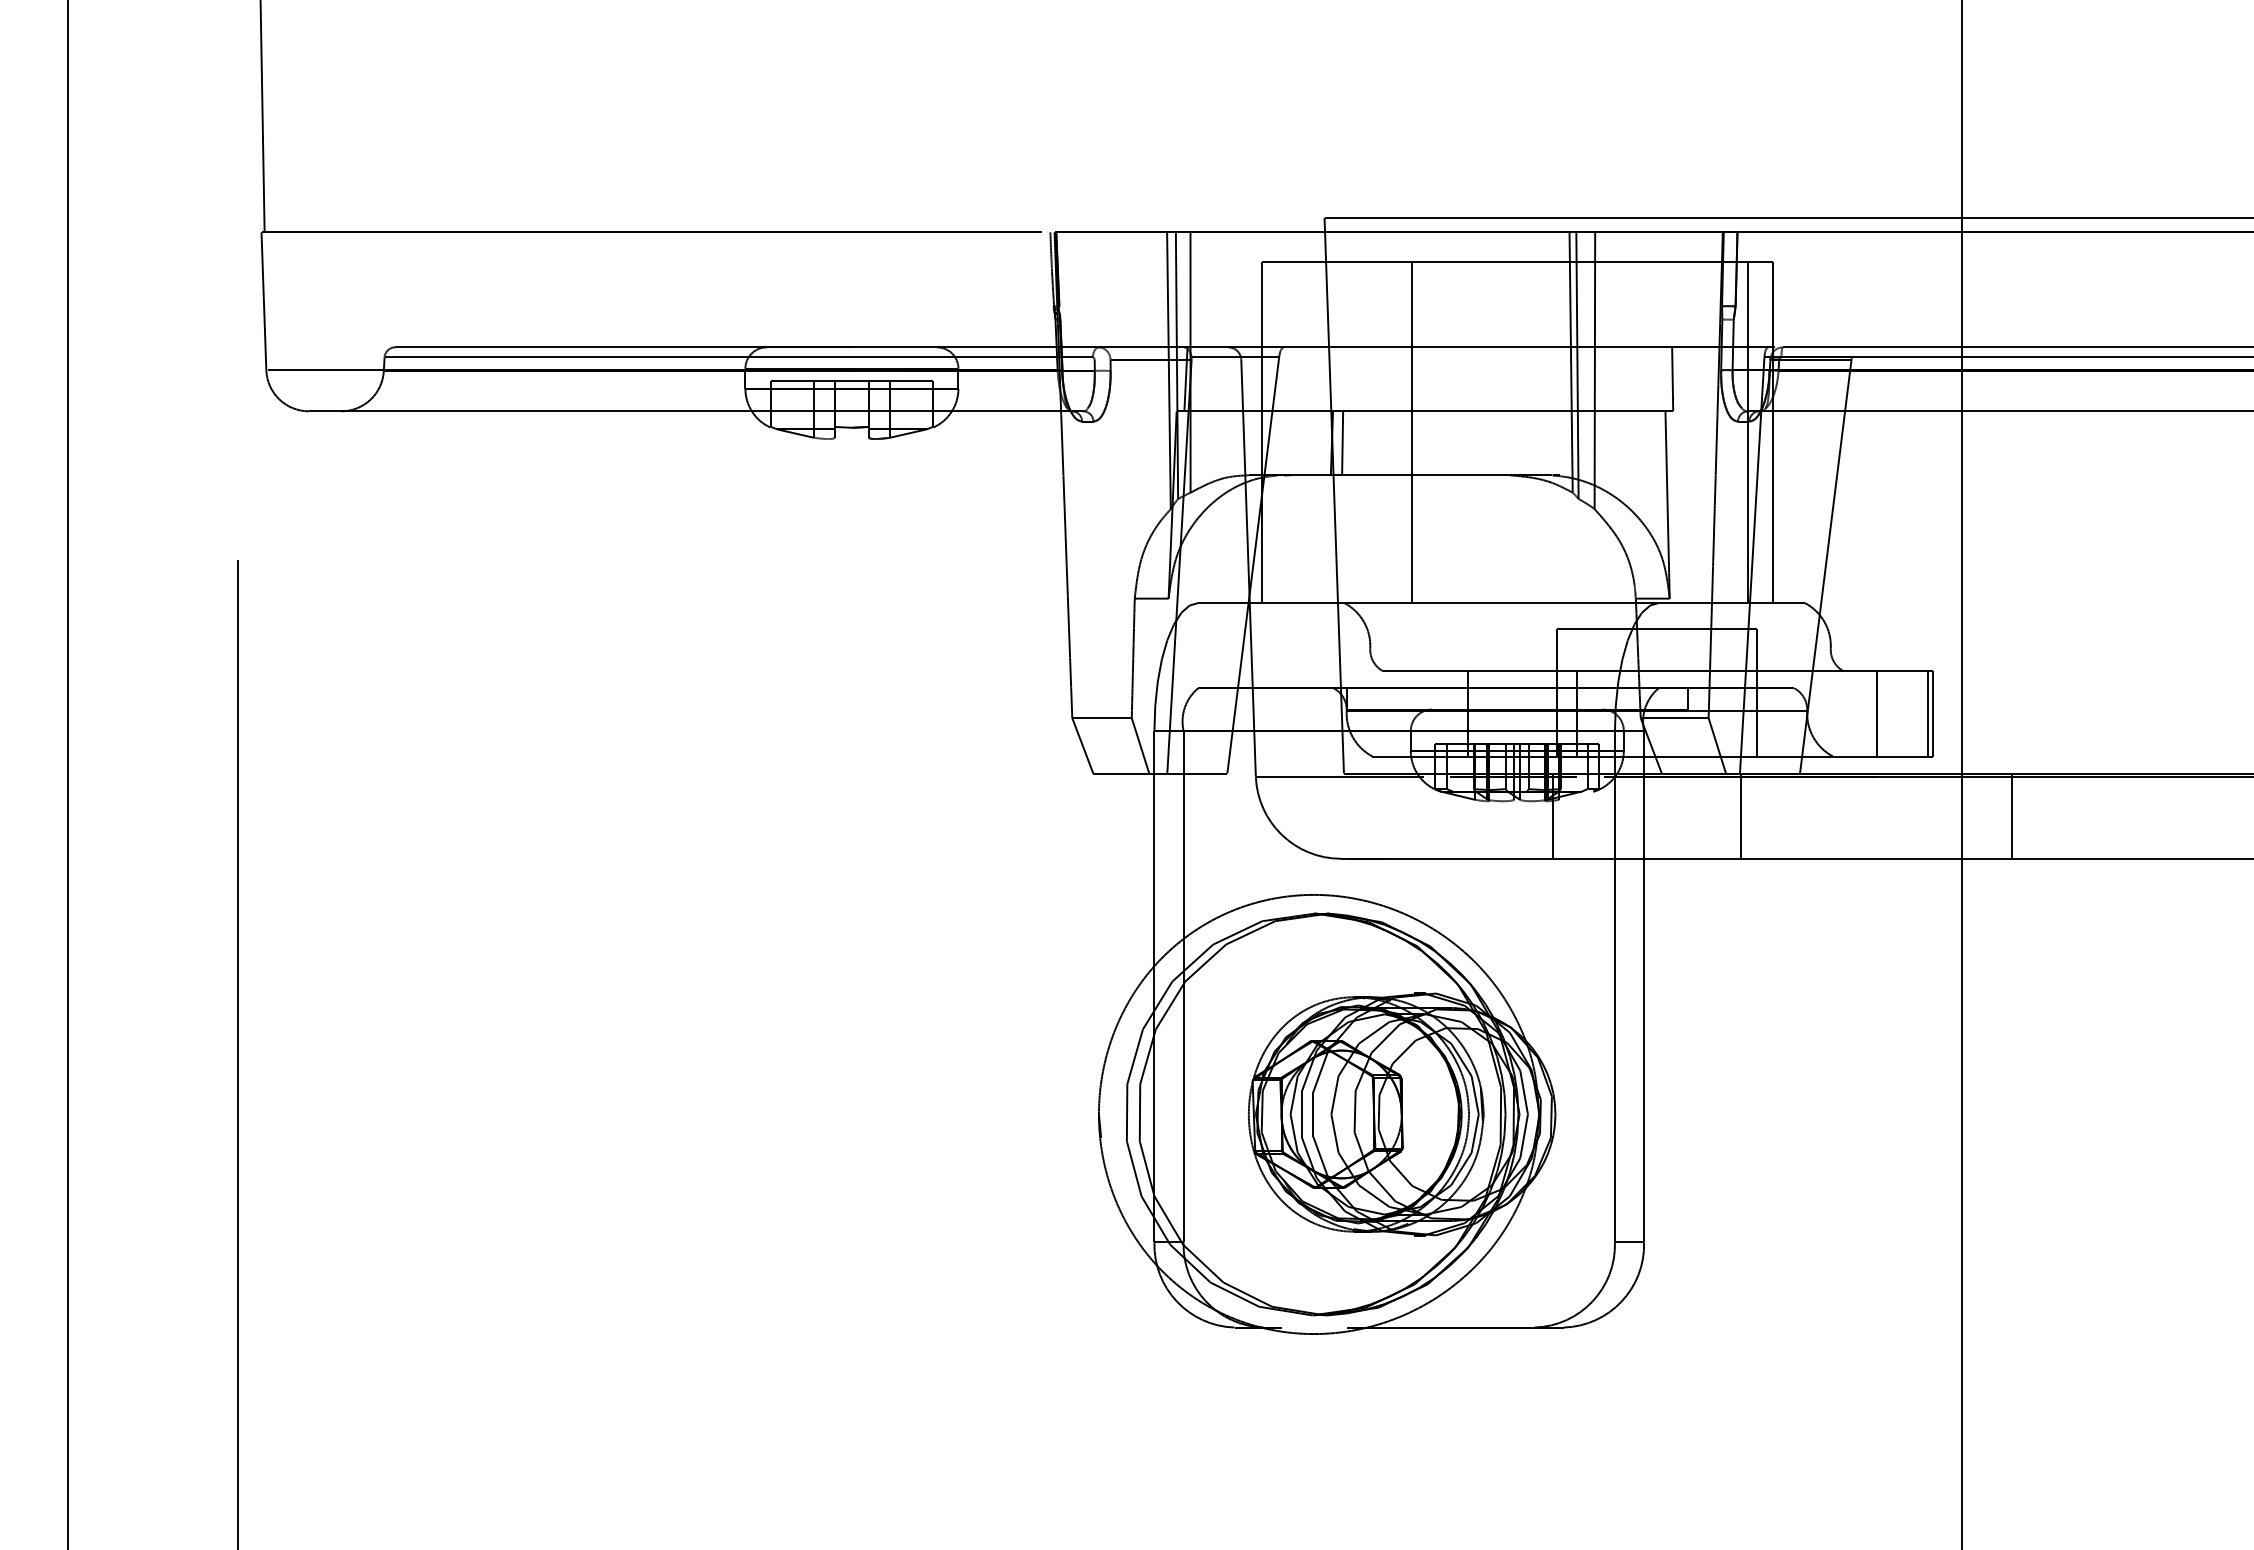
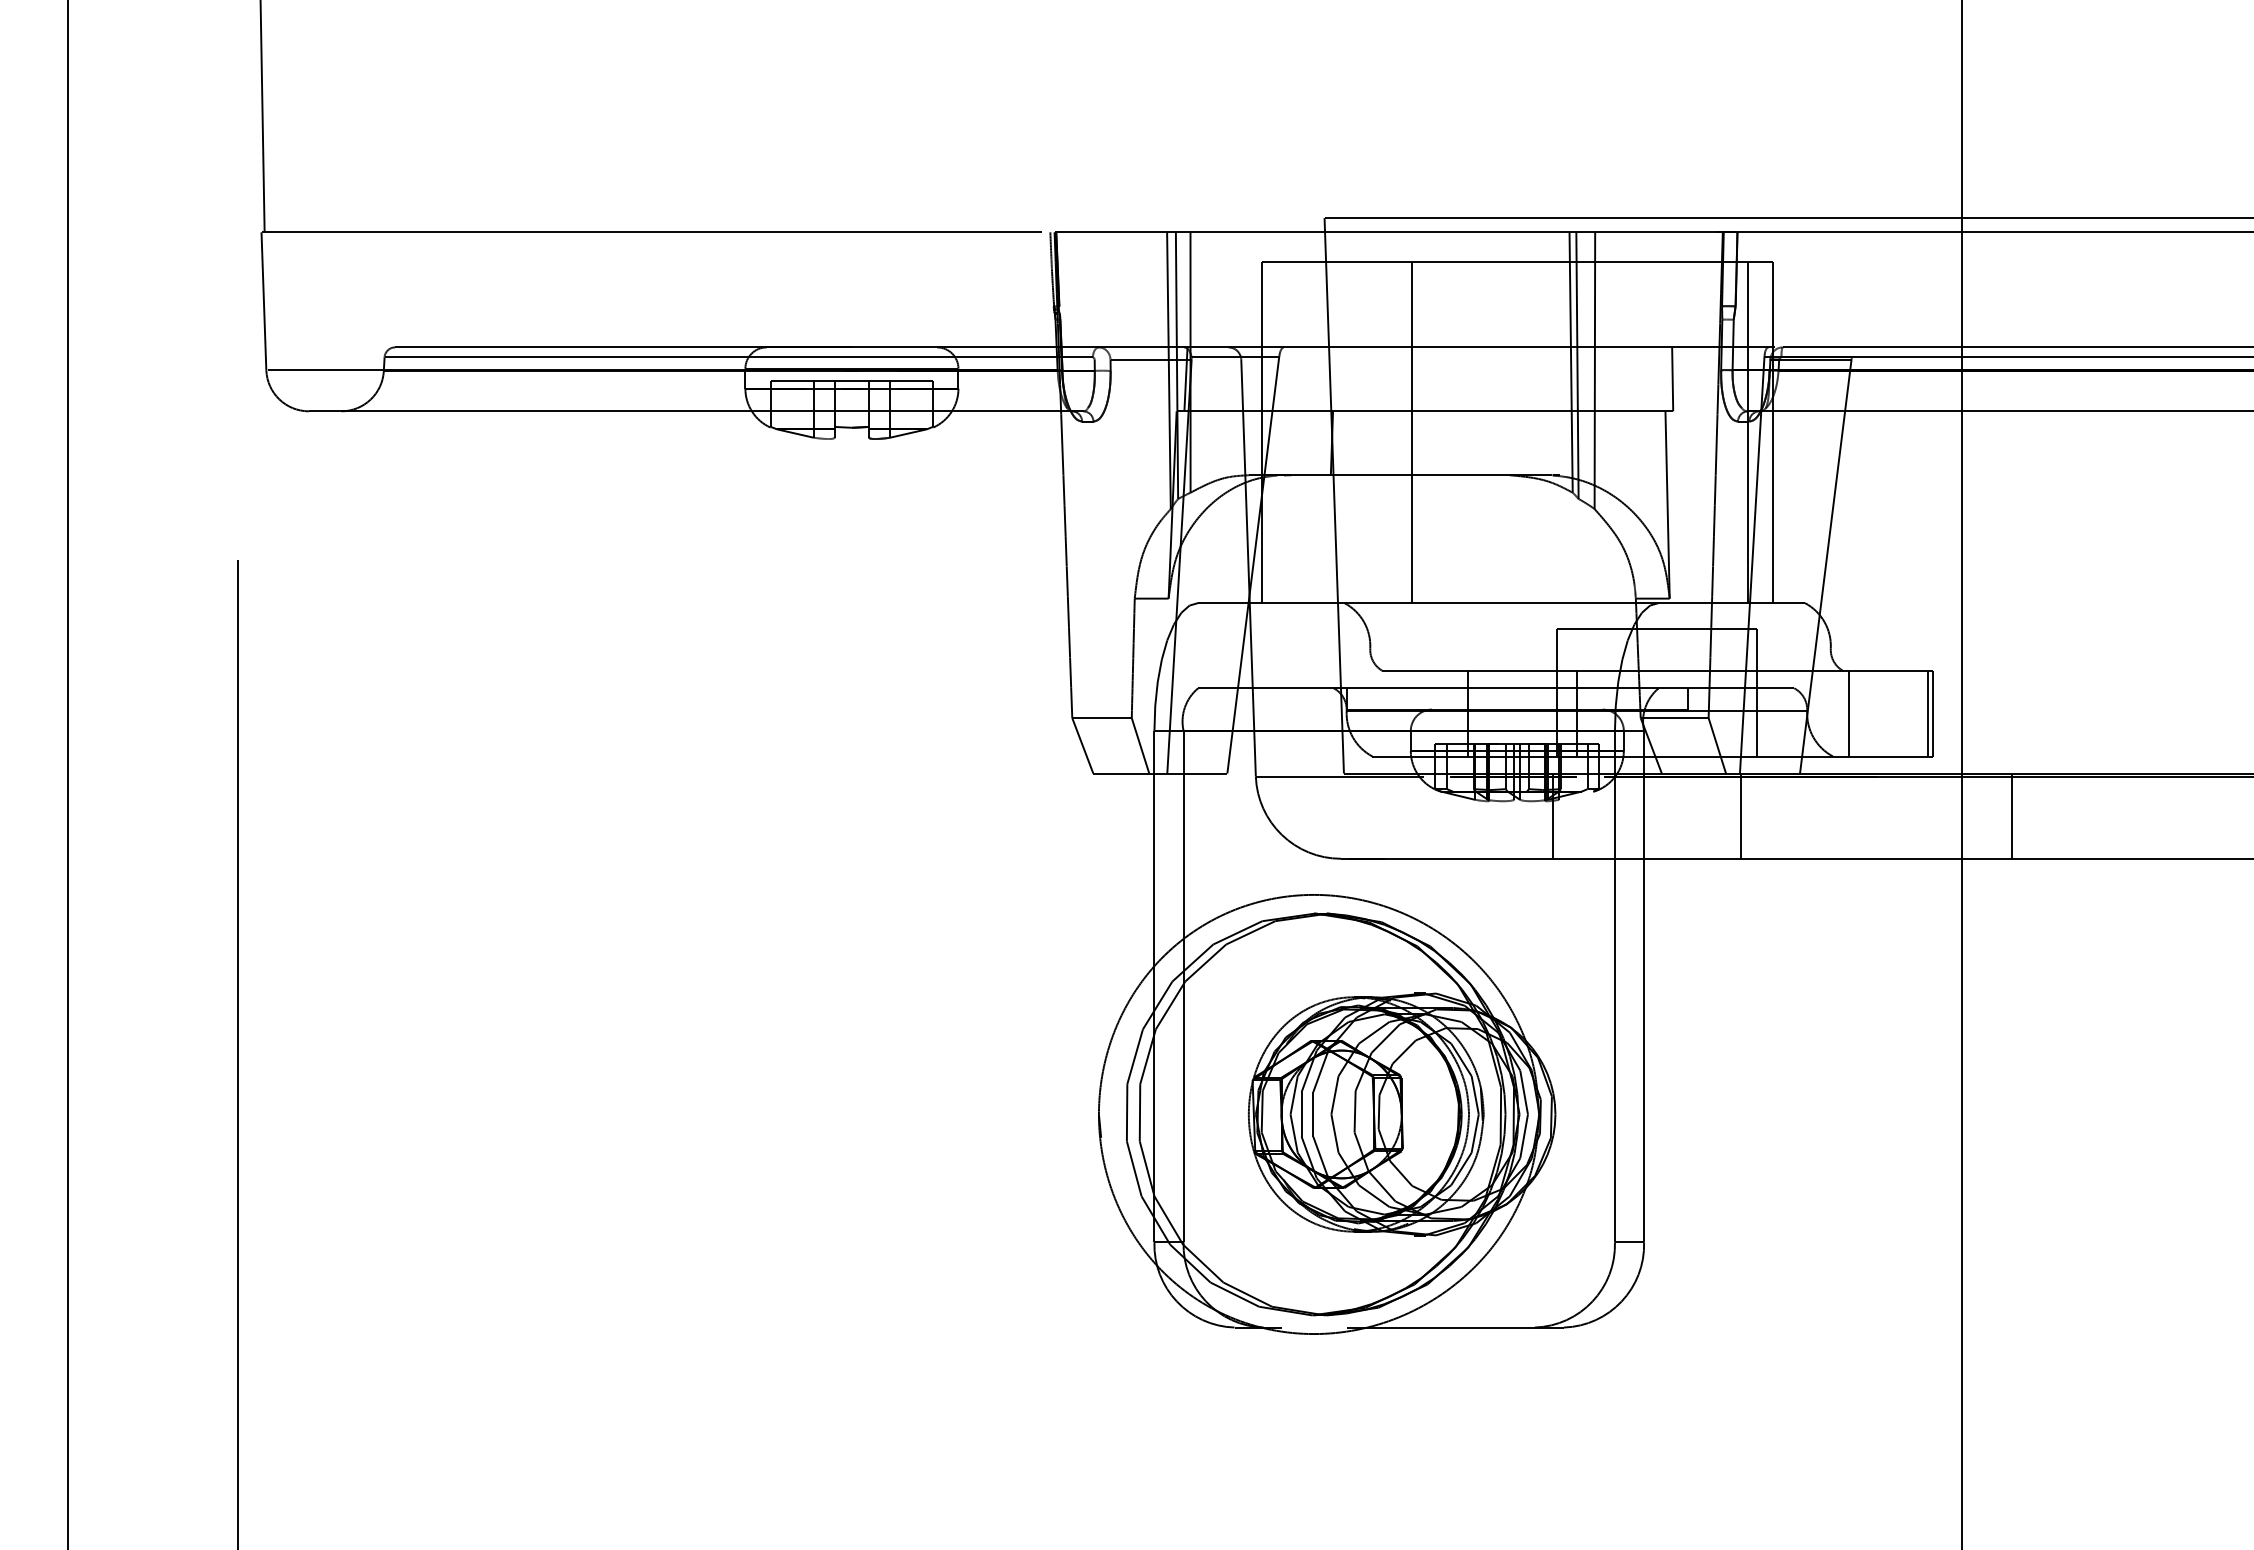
line: present -> none (1342, 443)
line position: (1877, 713) -> (1849, 713) (1849, 713)
